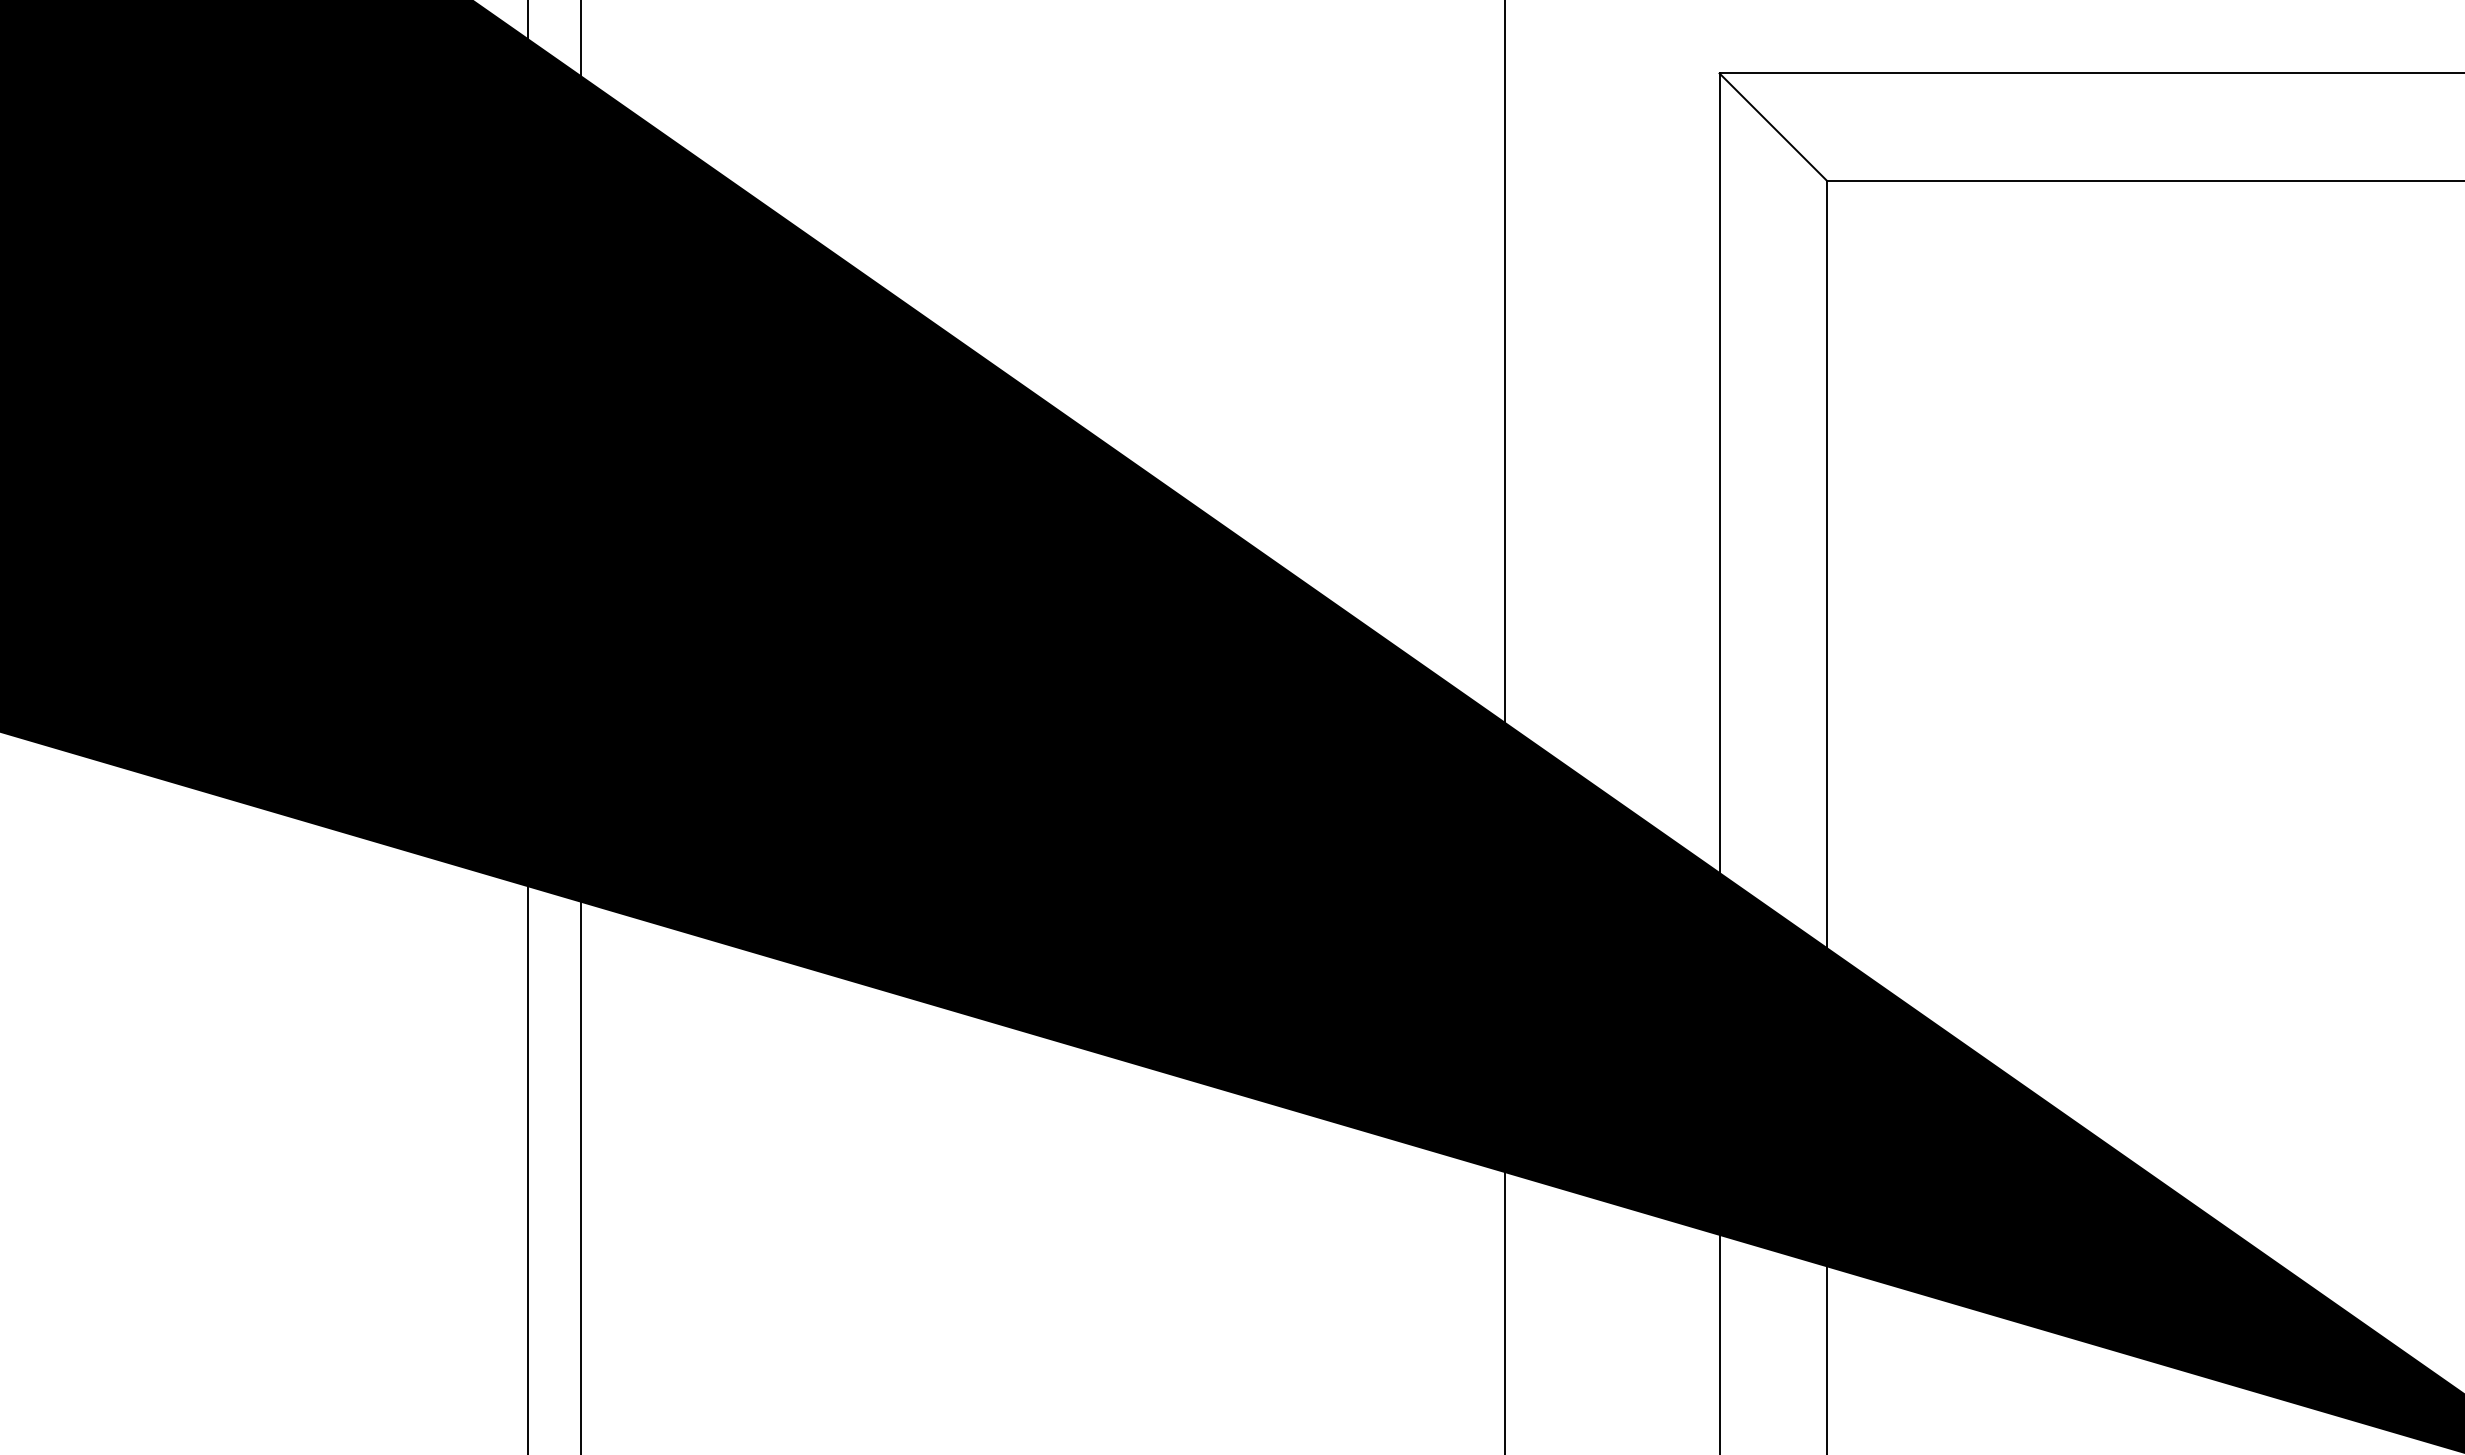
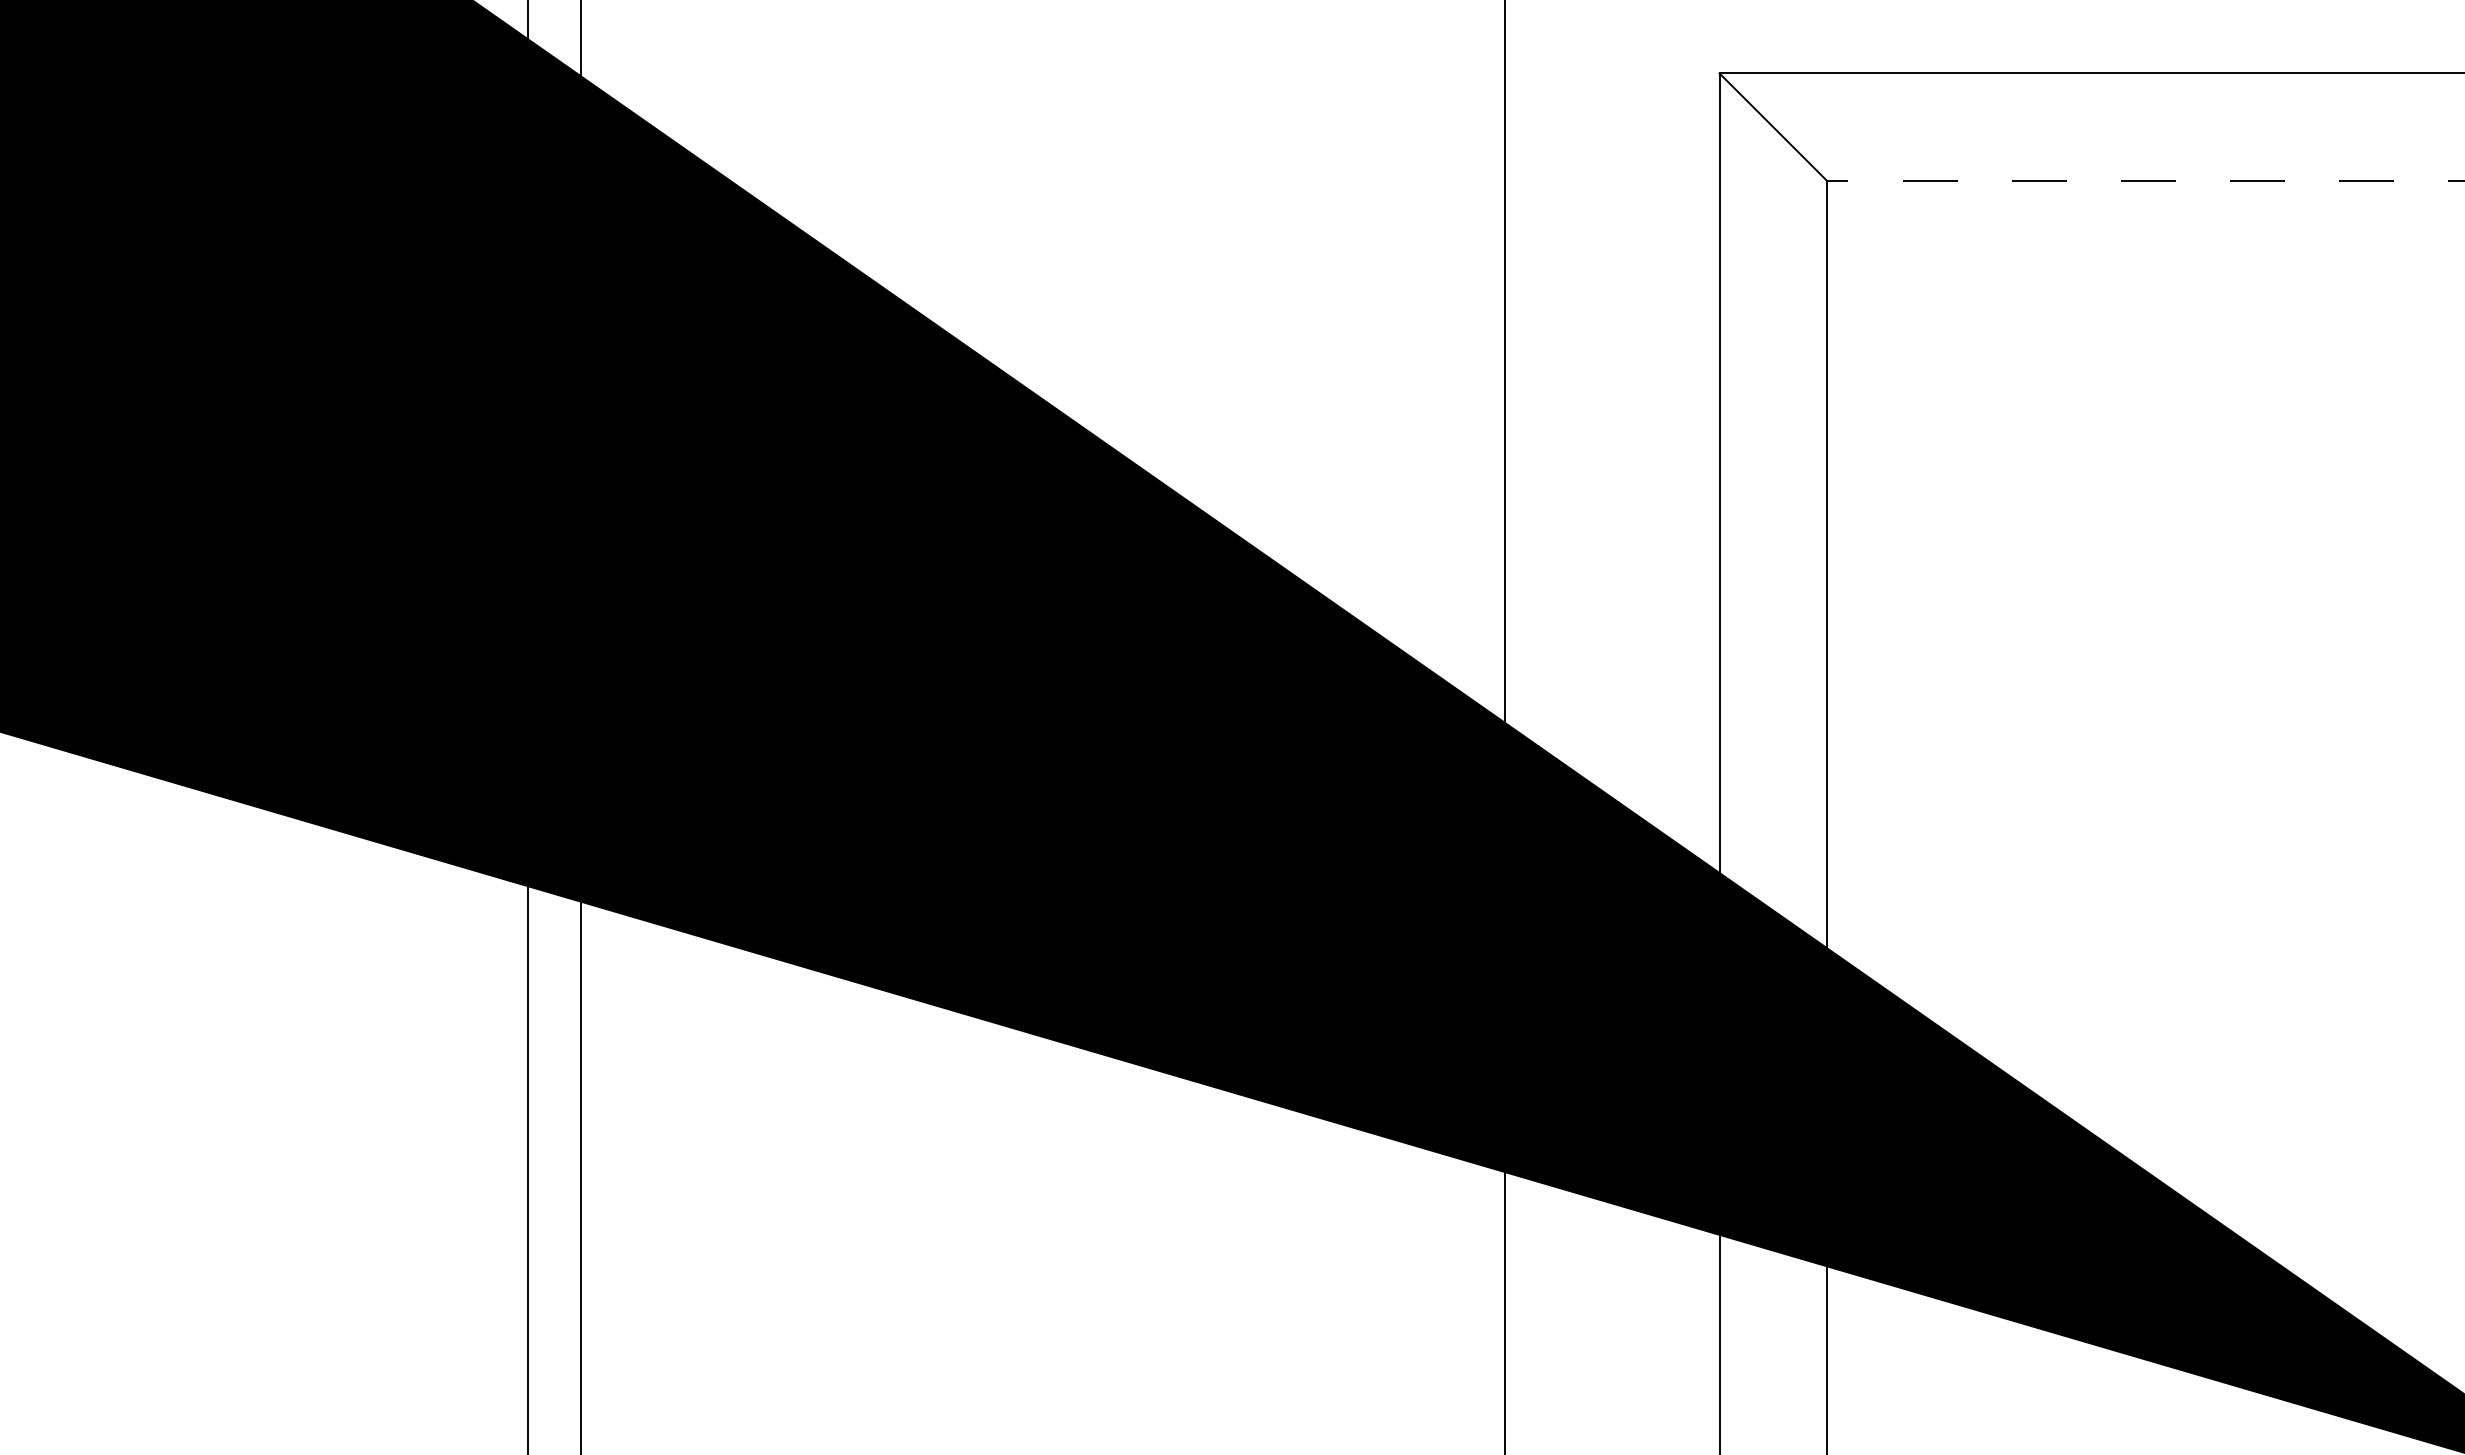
line: solid -> dashed (2145, 180)
